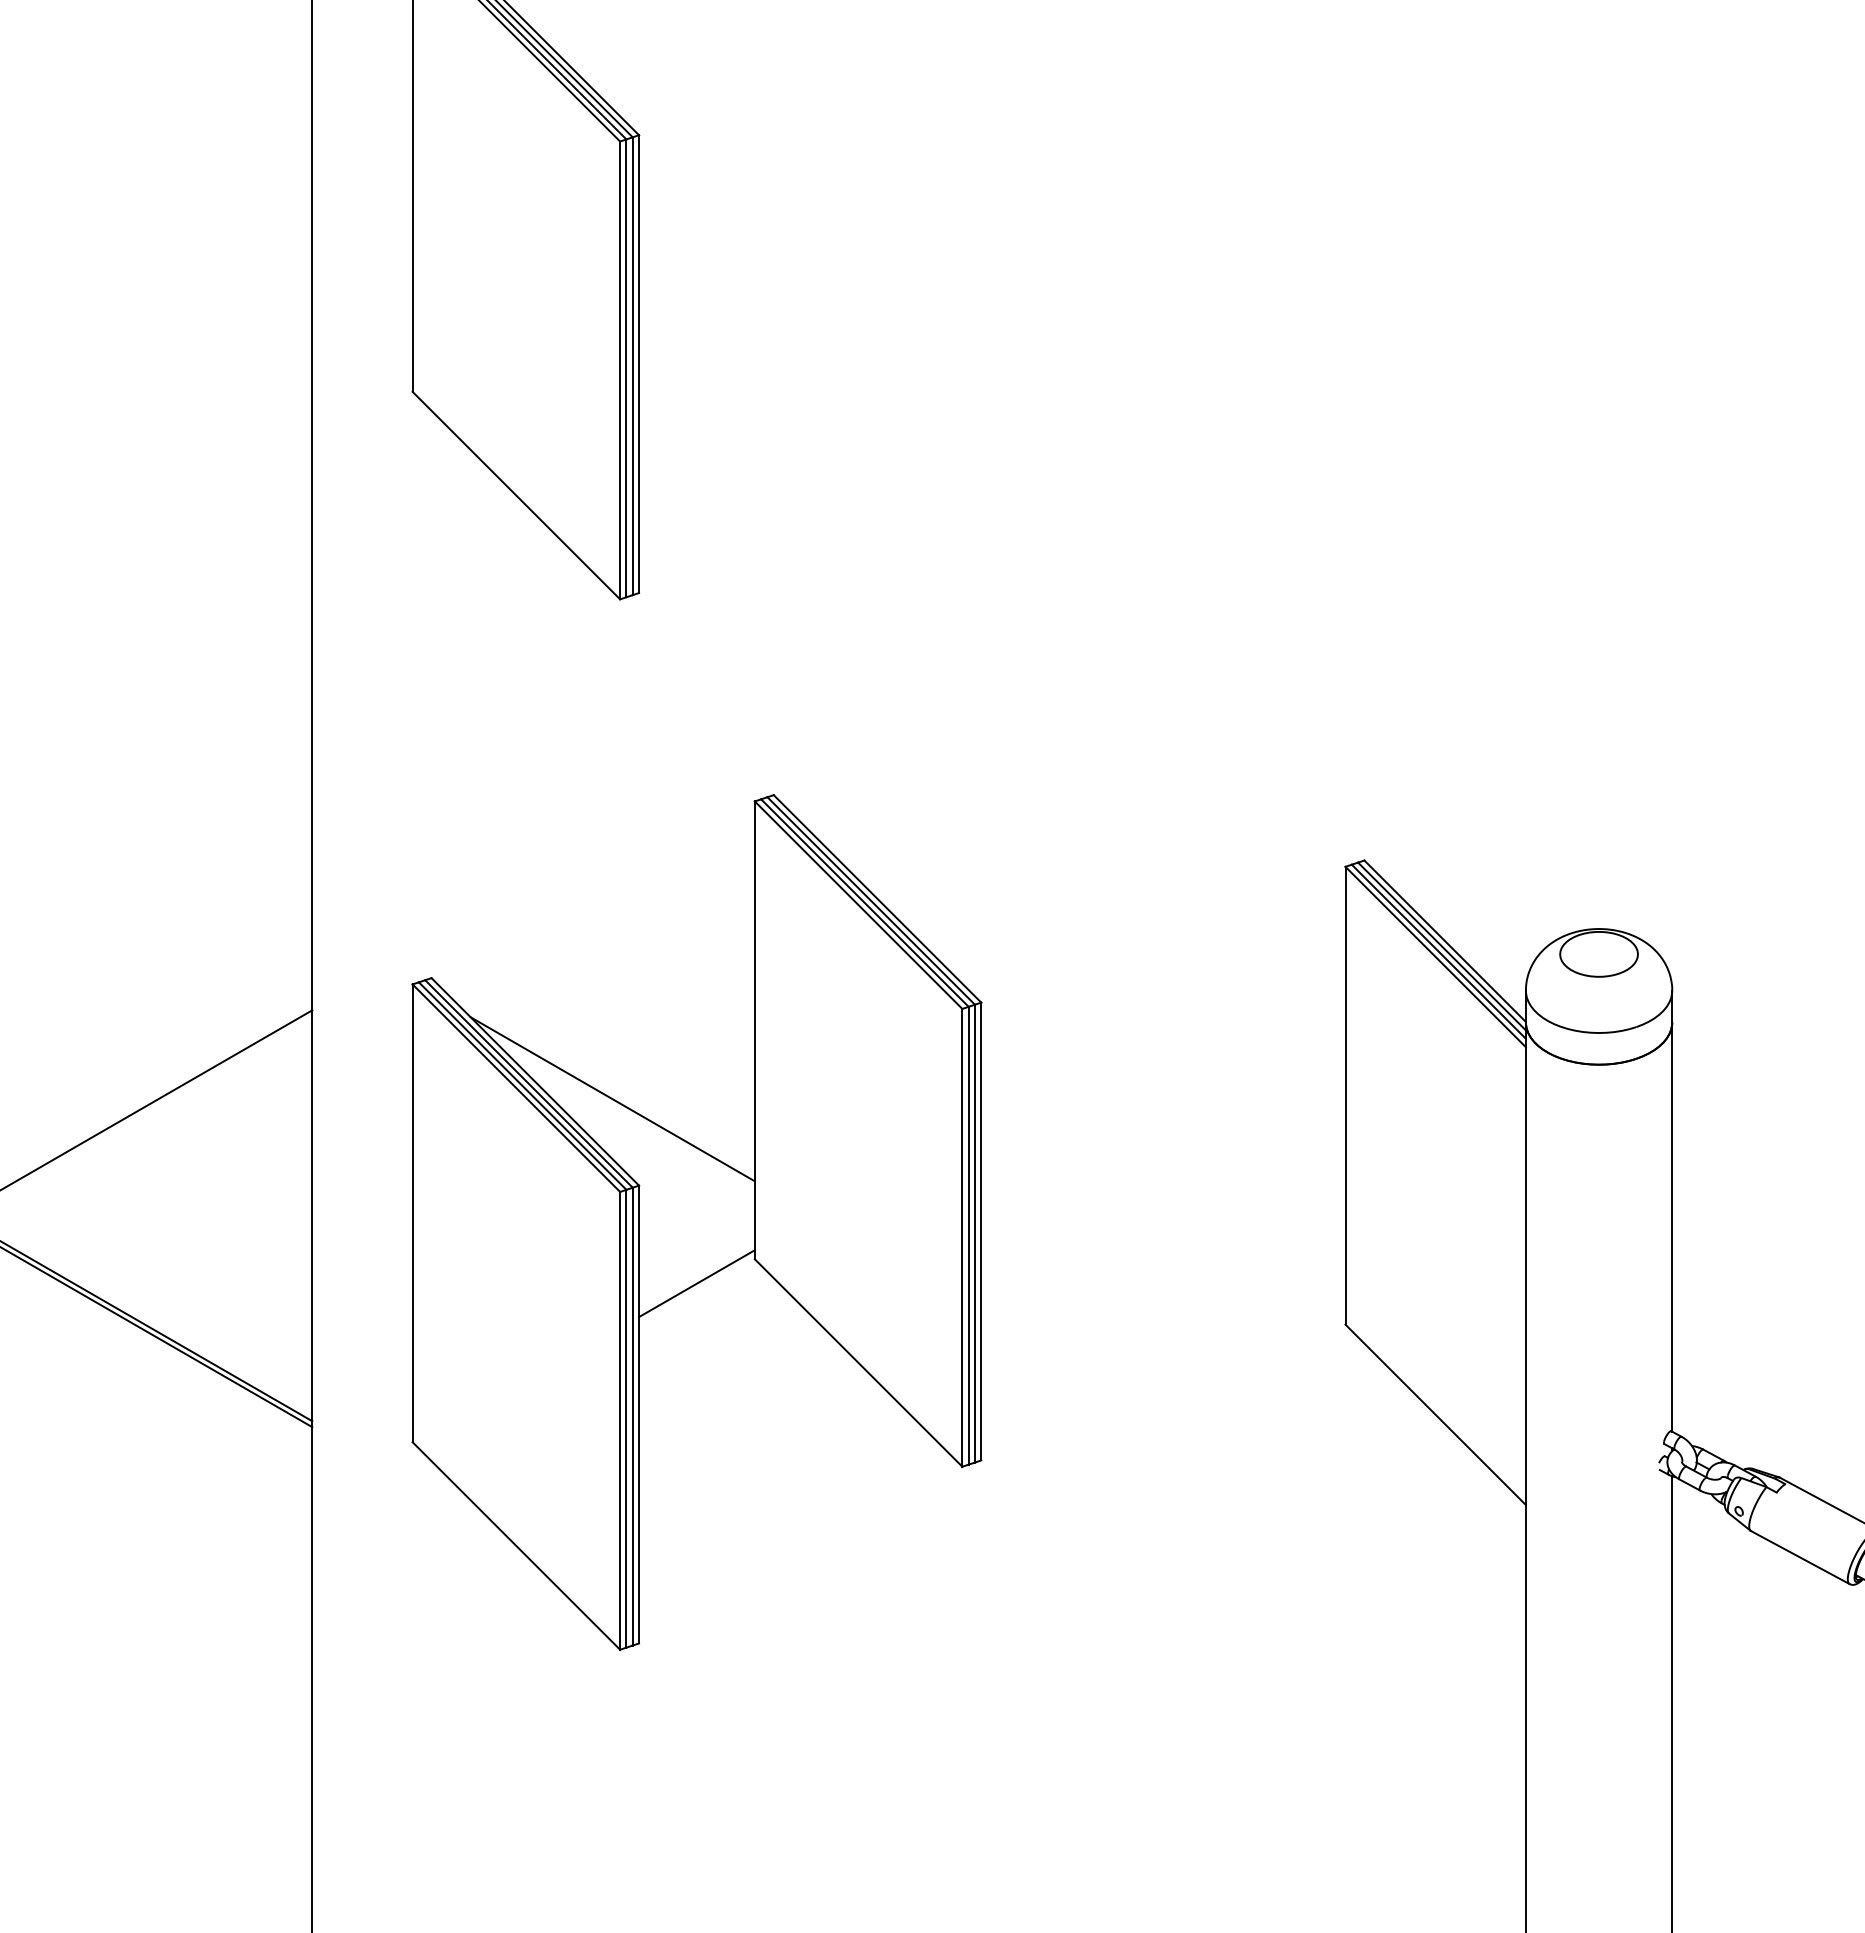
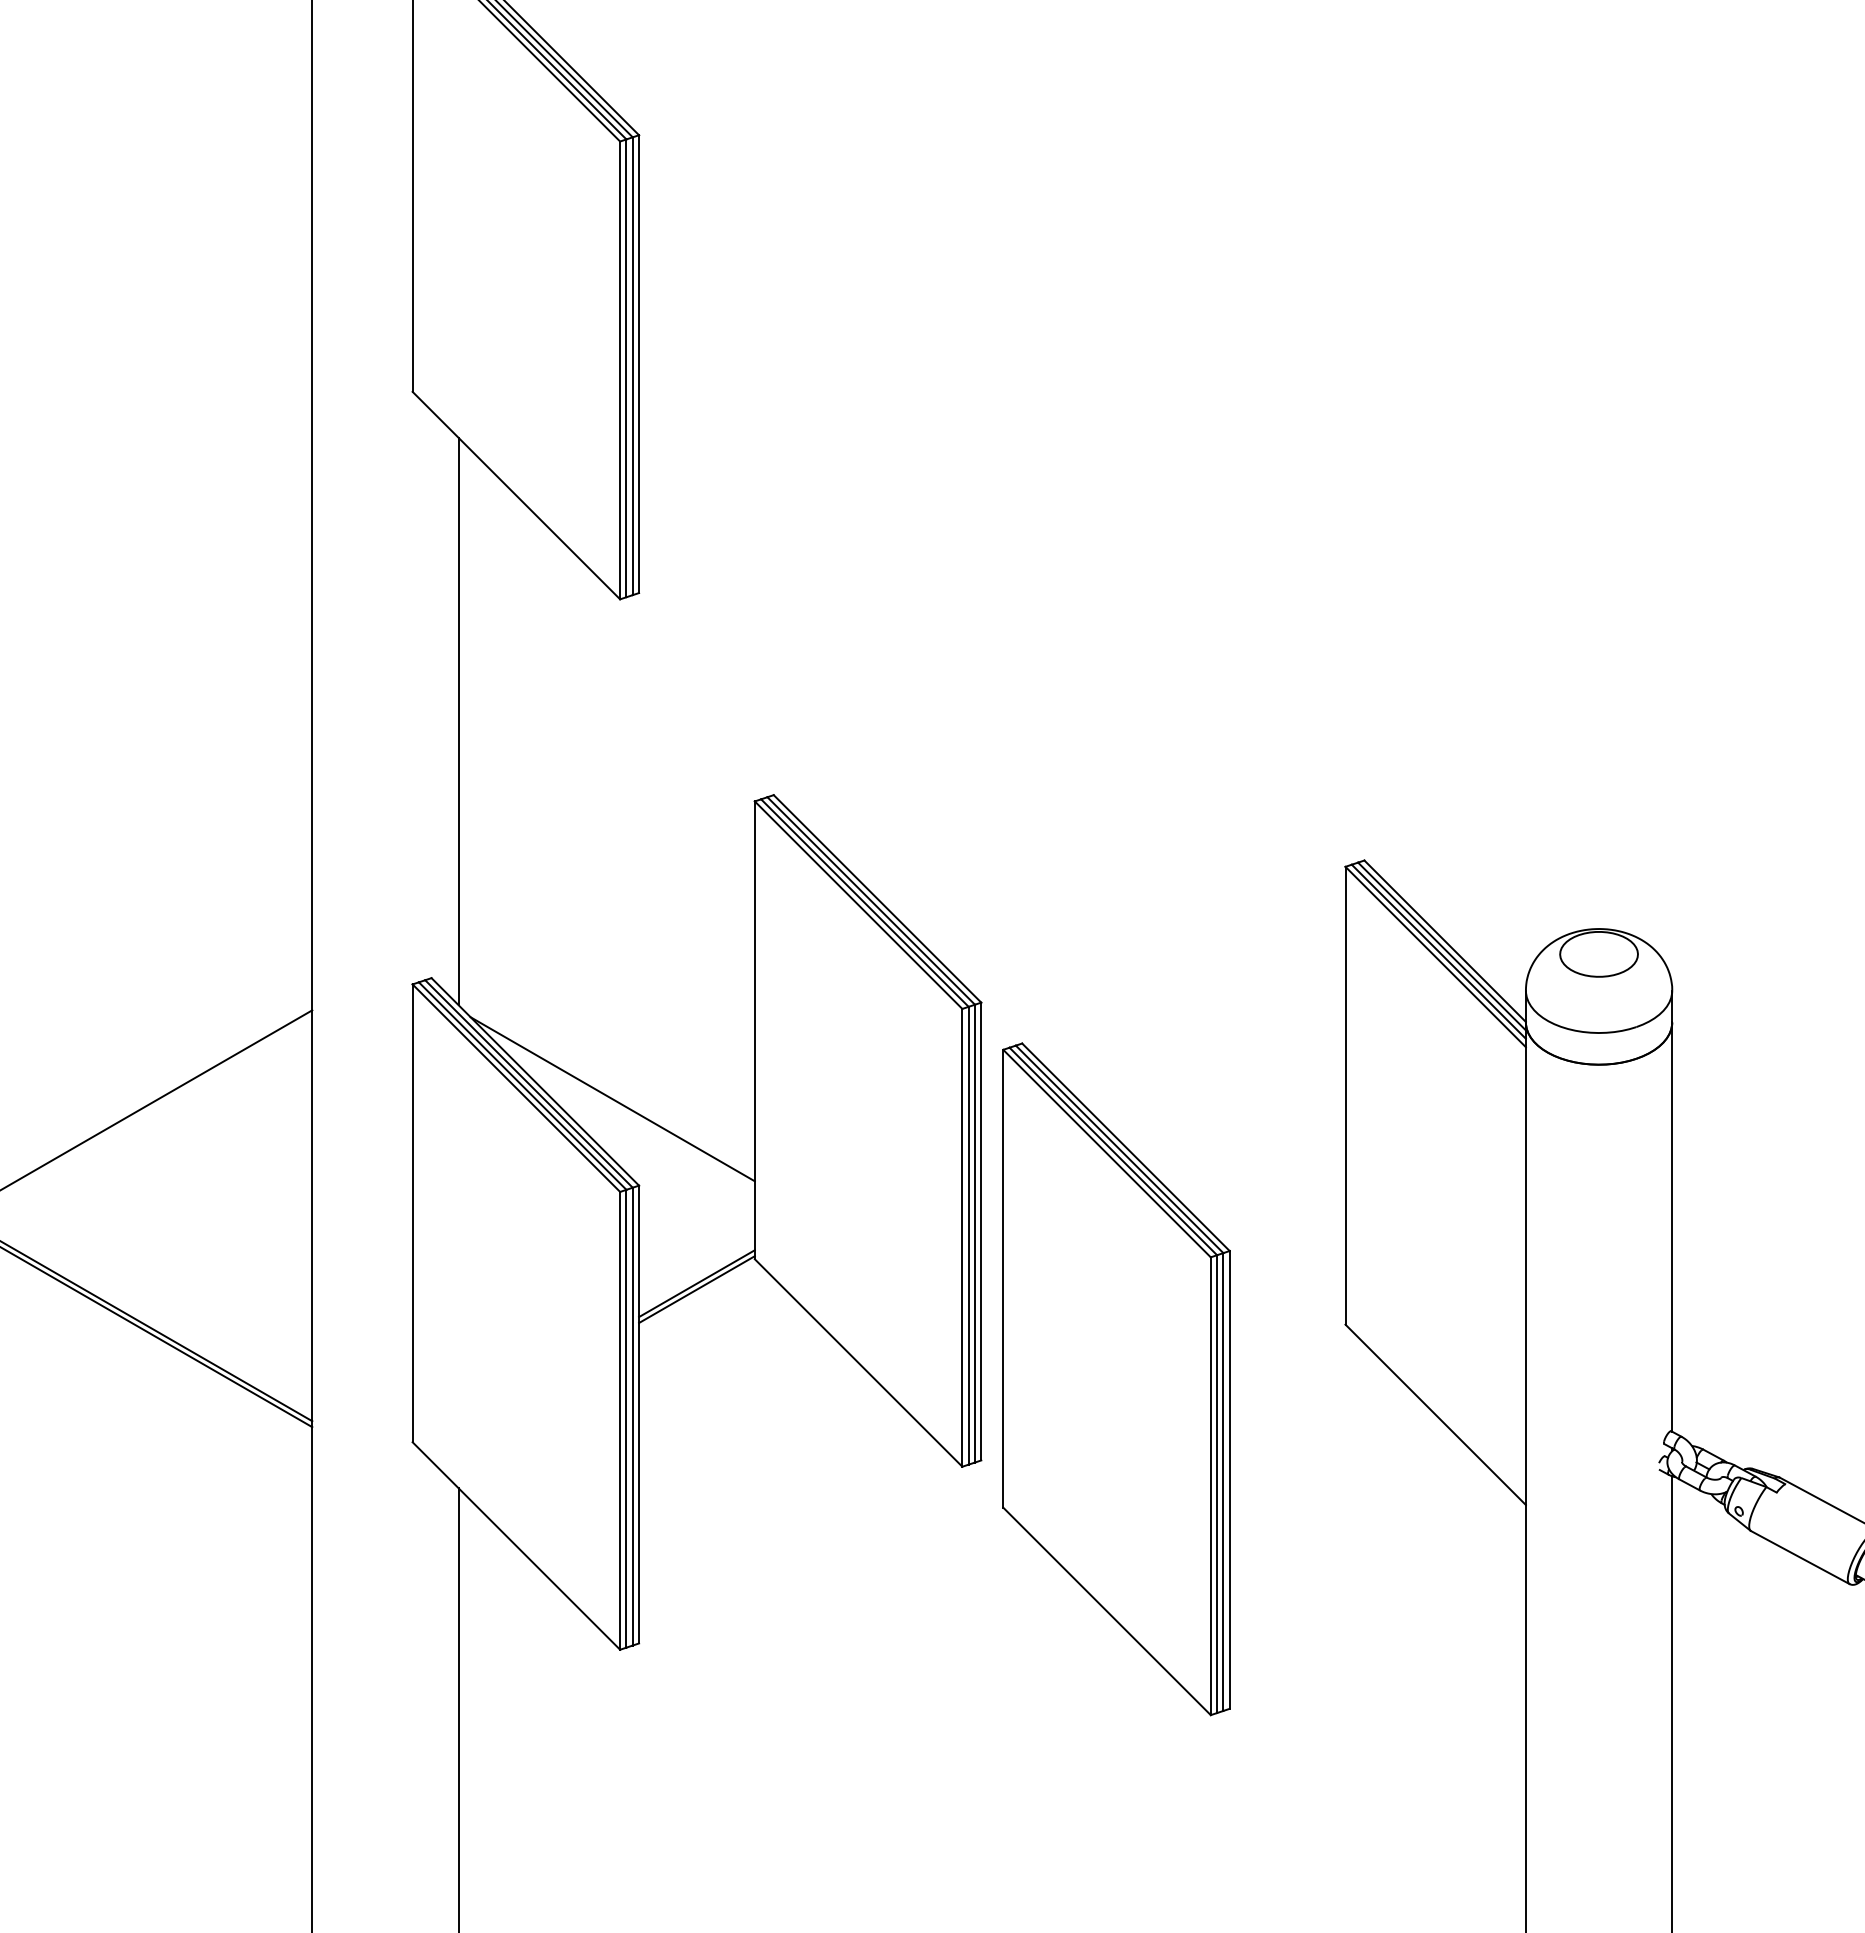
line: none -> present (458, 721)
line: none -> present (696, 1289)
part: none -> present (1116, 1379)
line: none -> present (458, 1708)
